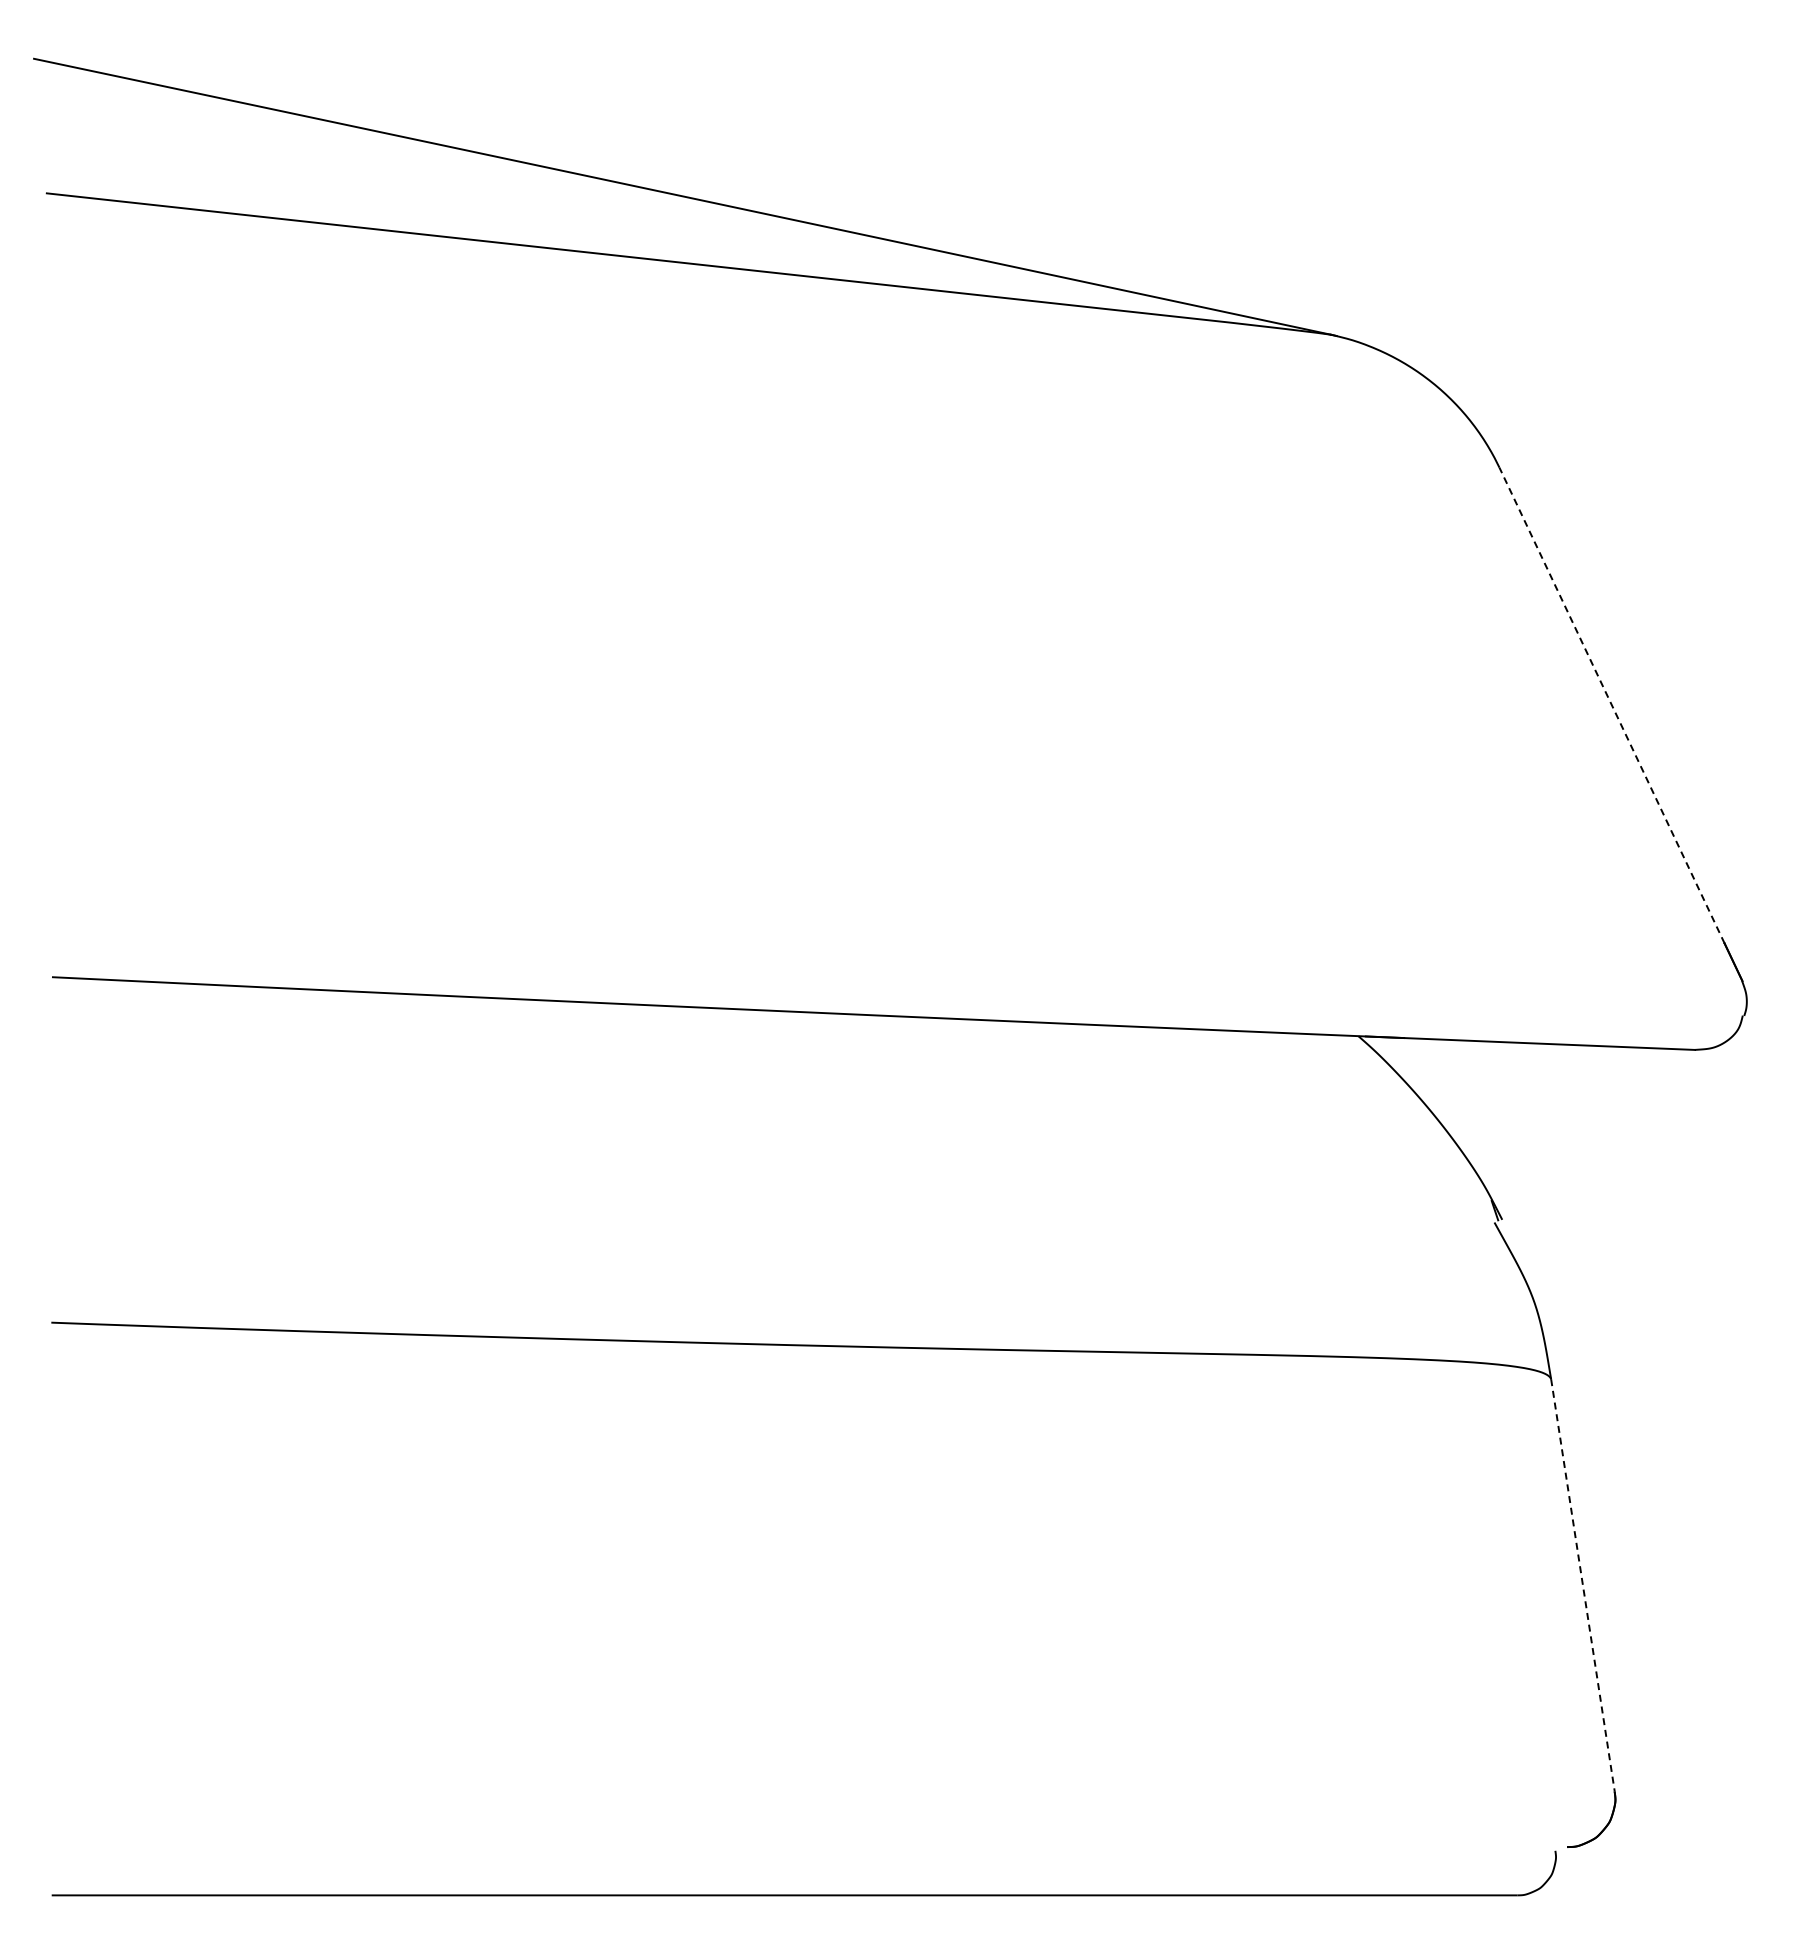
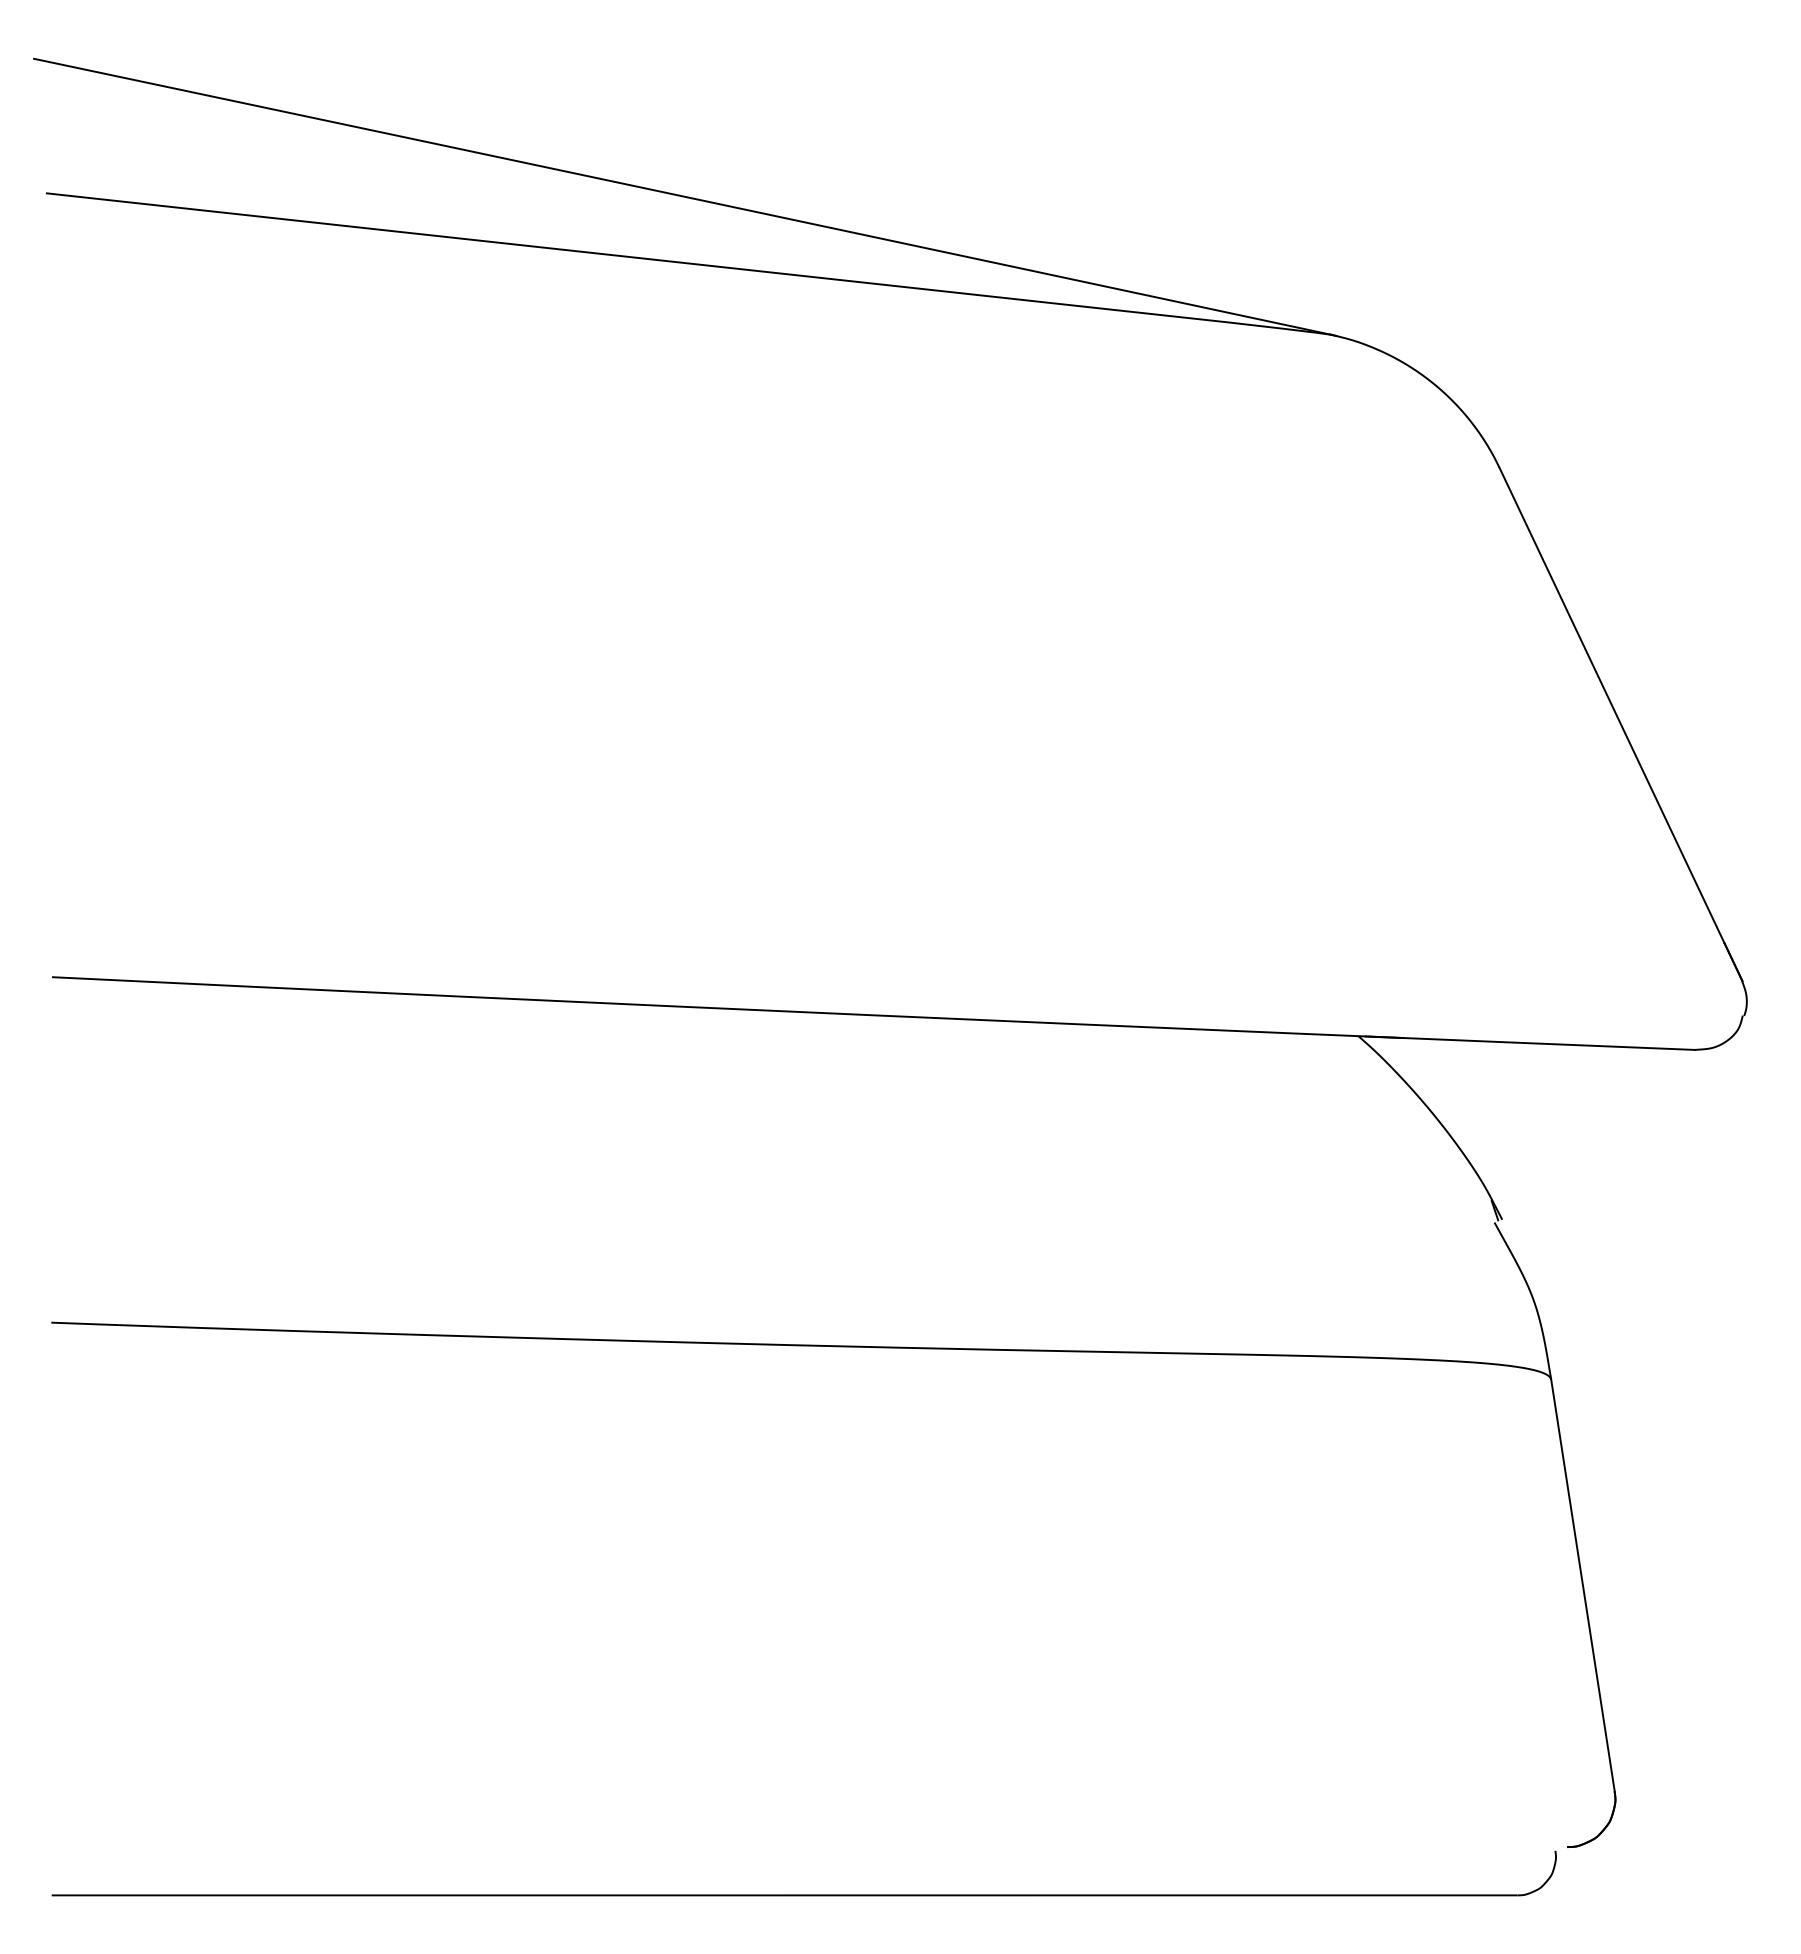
line: dashed -> solid (1611, 705)
line: dashed -> solid (1582, 1585)
